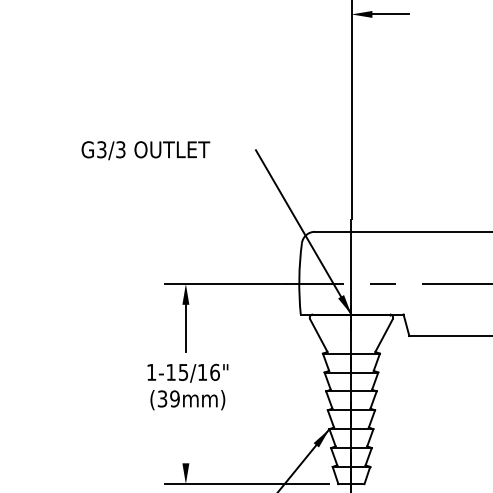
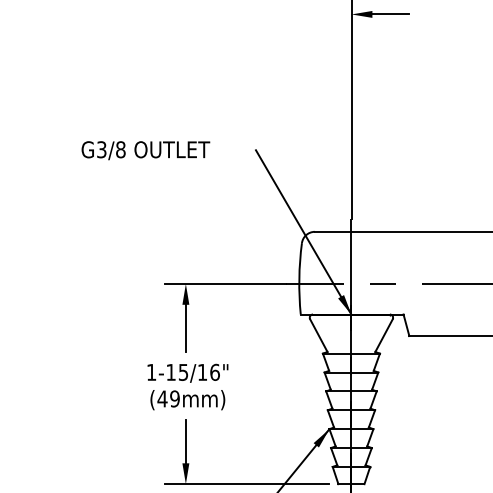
text: G3/3 -> G3/8 (120, 149)
text: (39mm) -> (49mm) (162, 398)
line: none -> present (185, 441)
